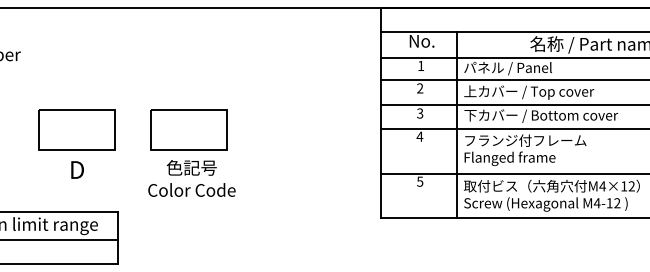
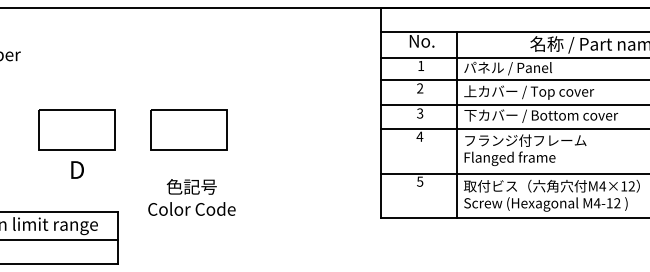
text position: (191, 178) -> (191, 197) (191, 197)
